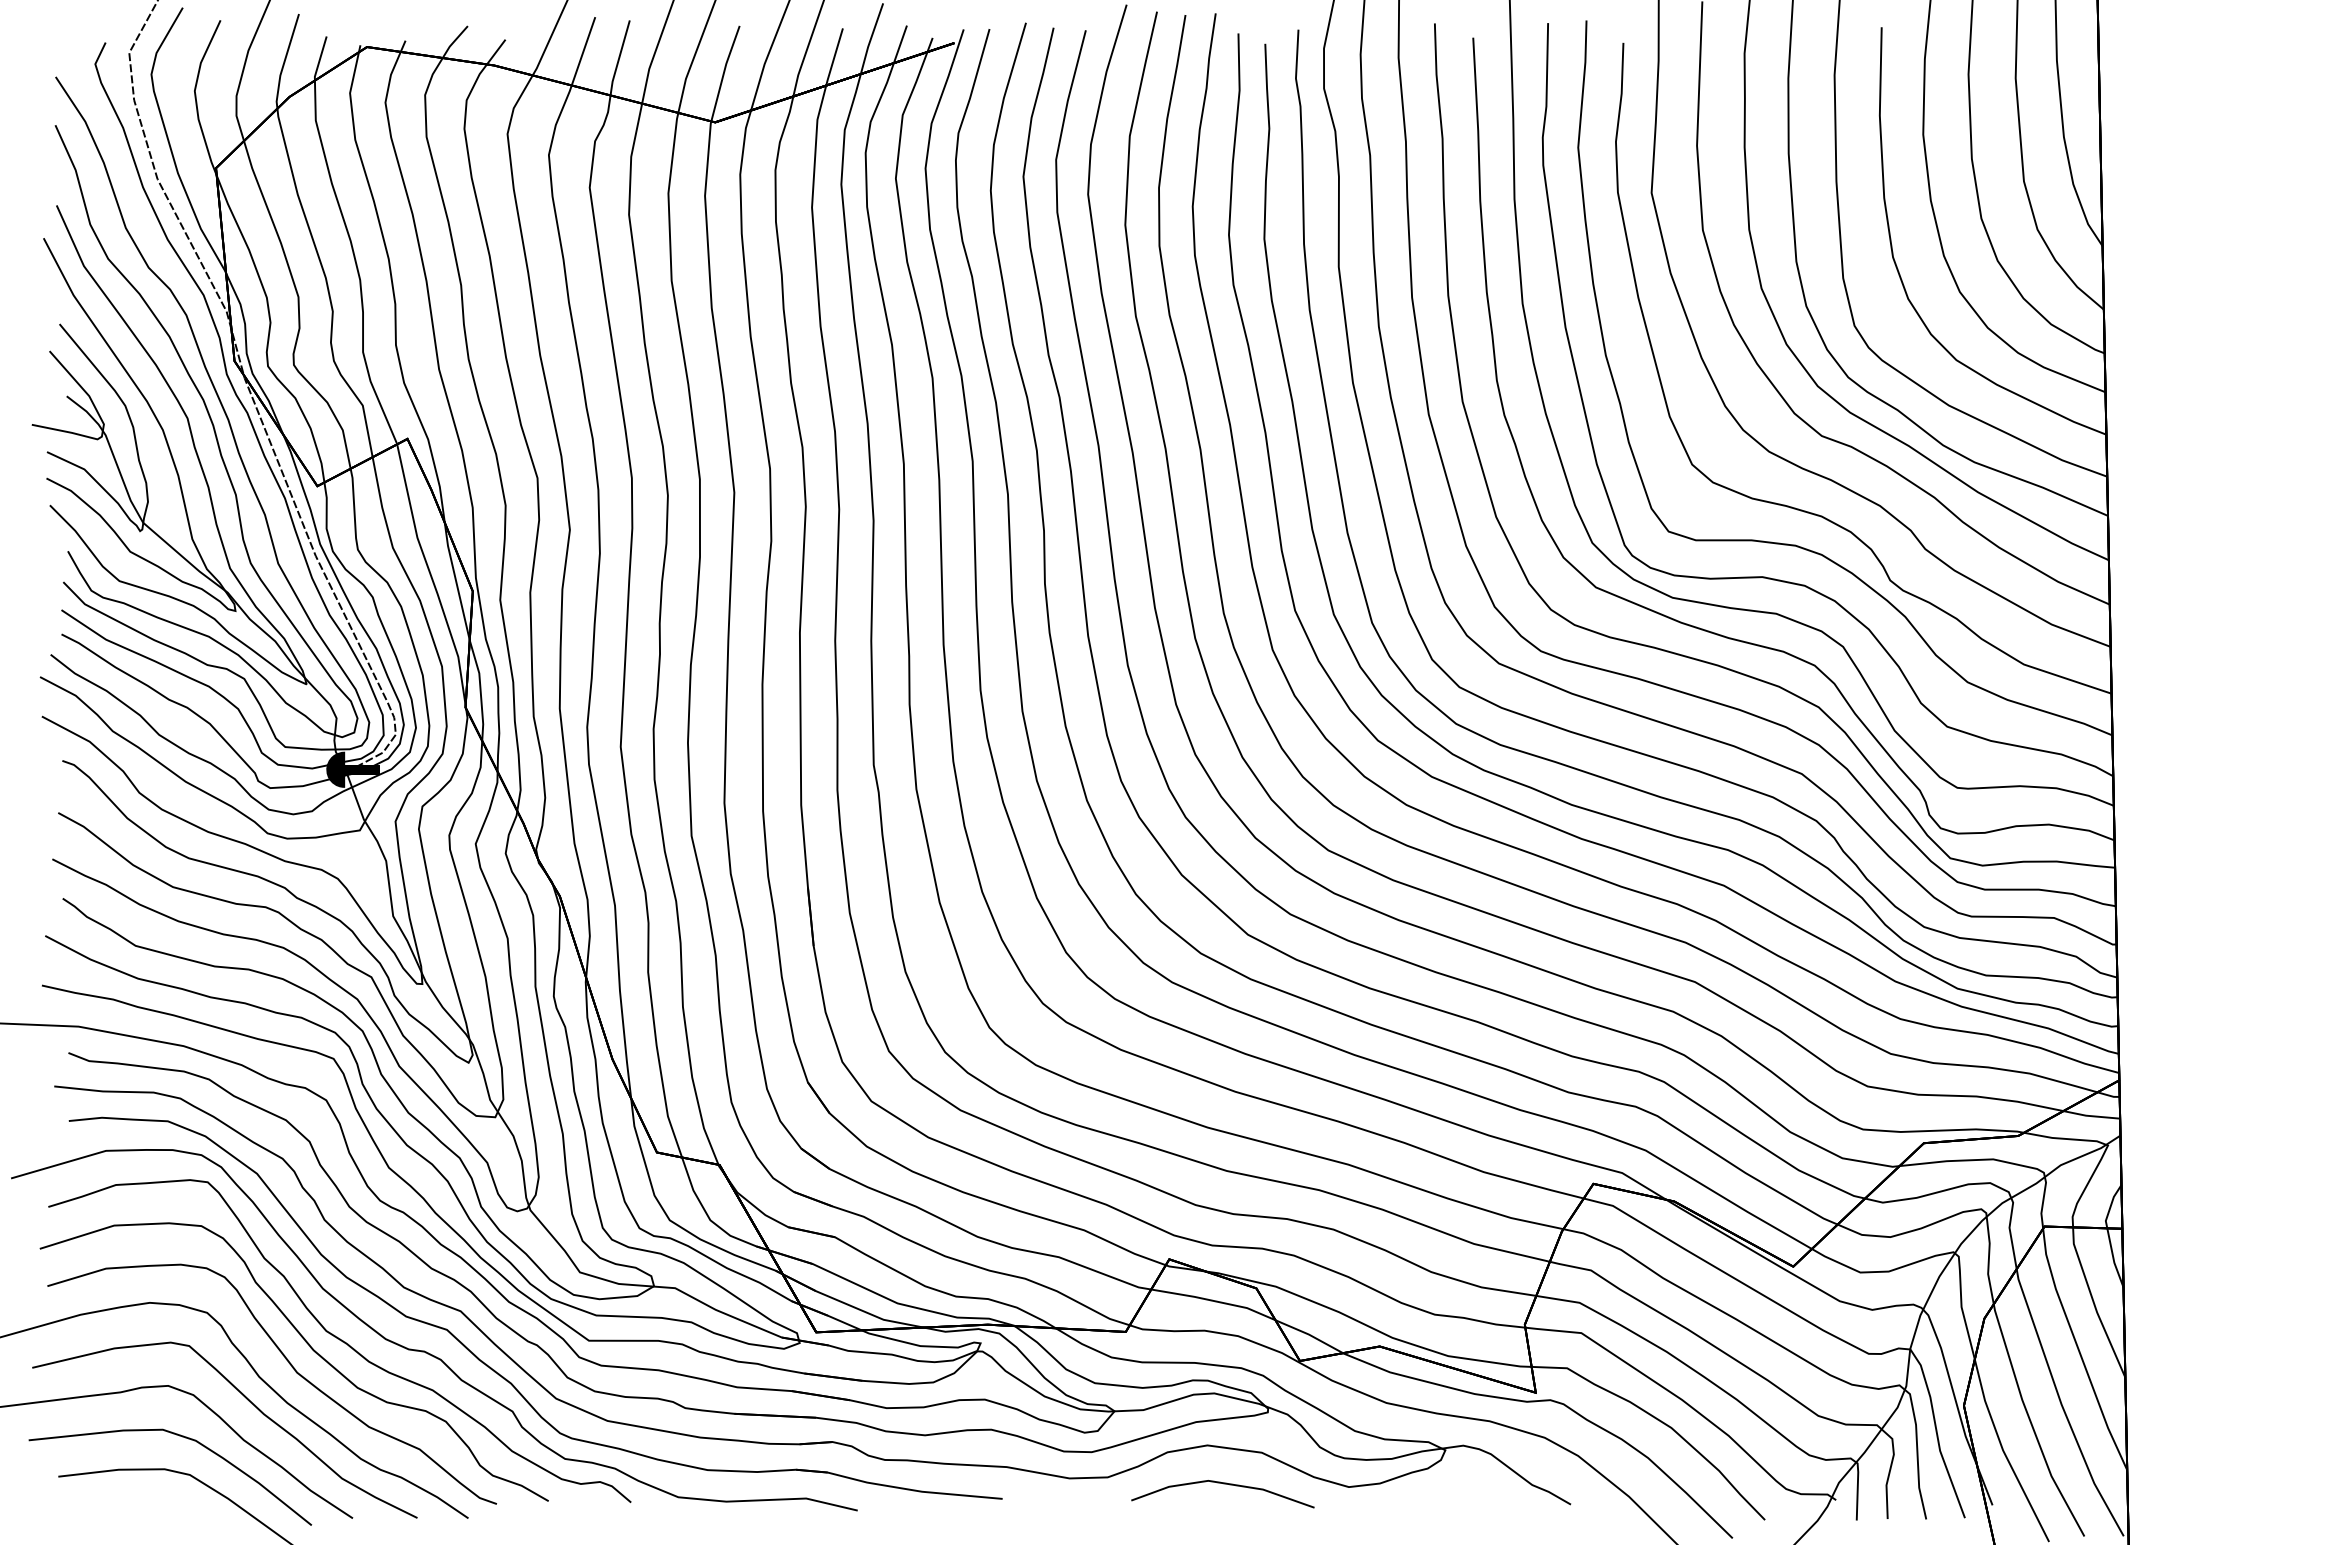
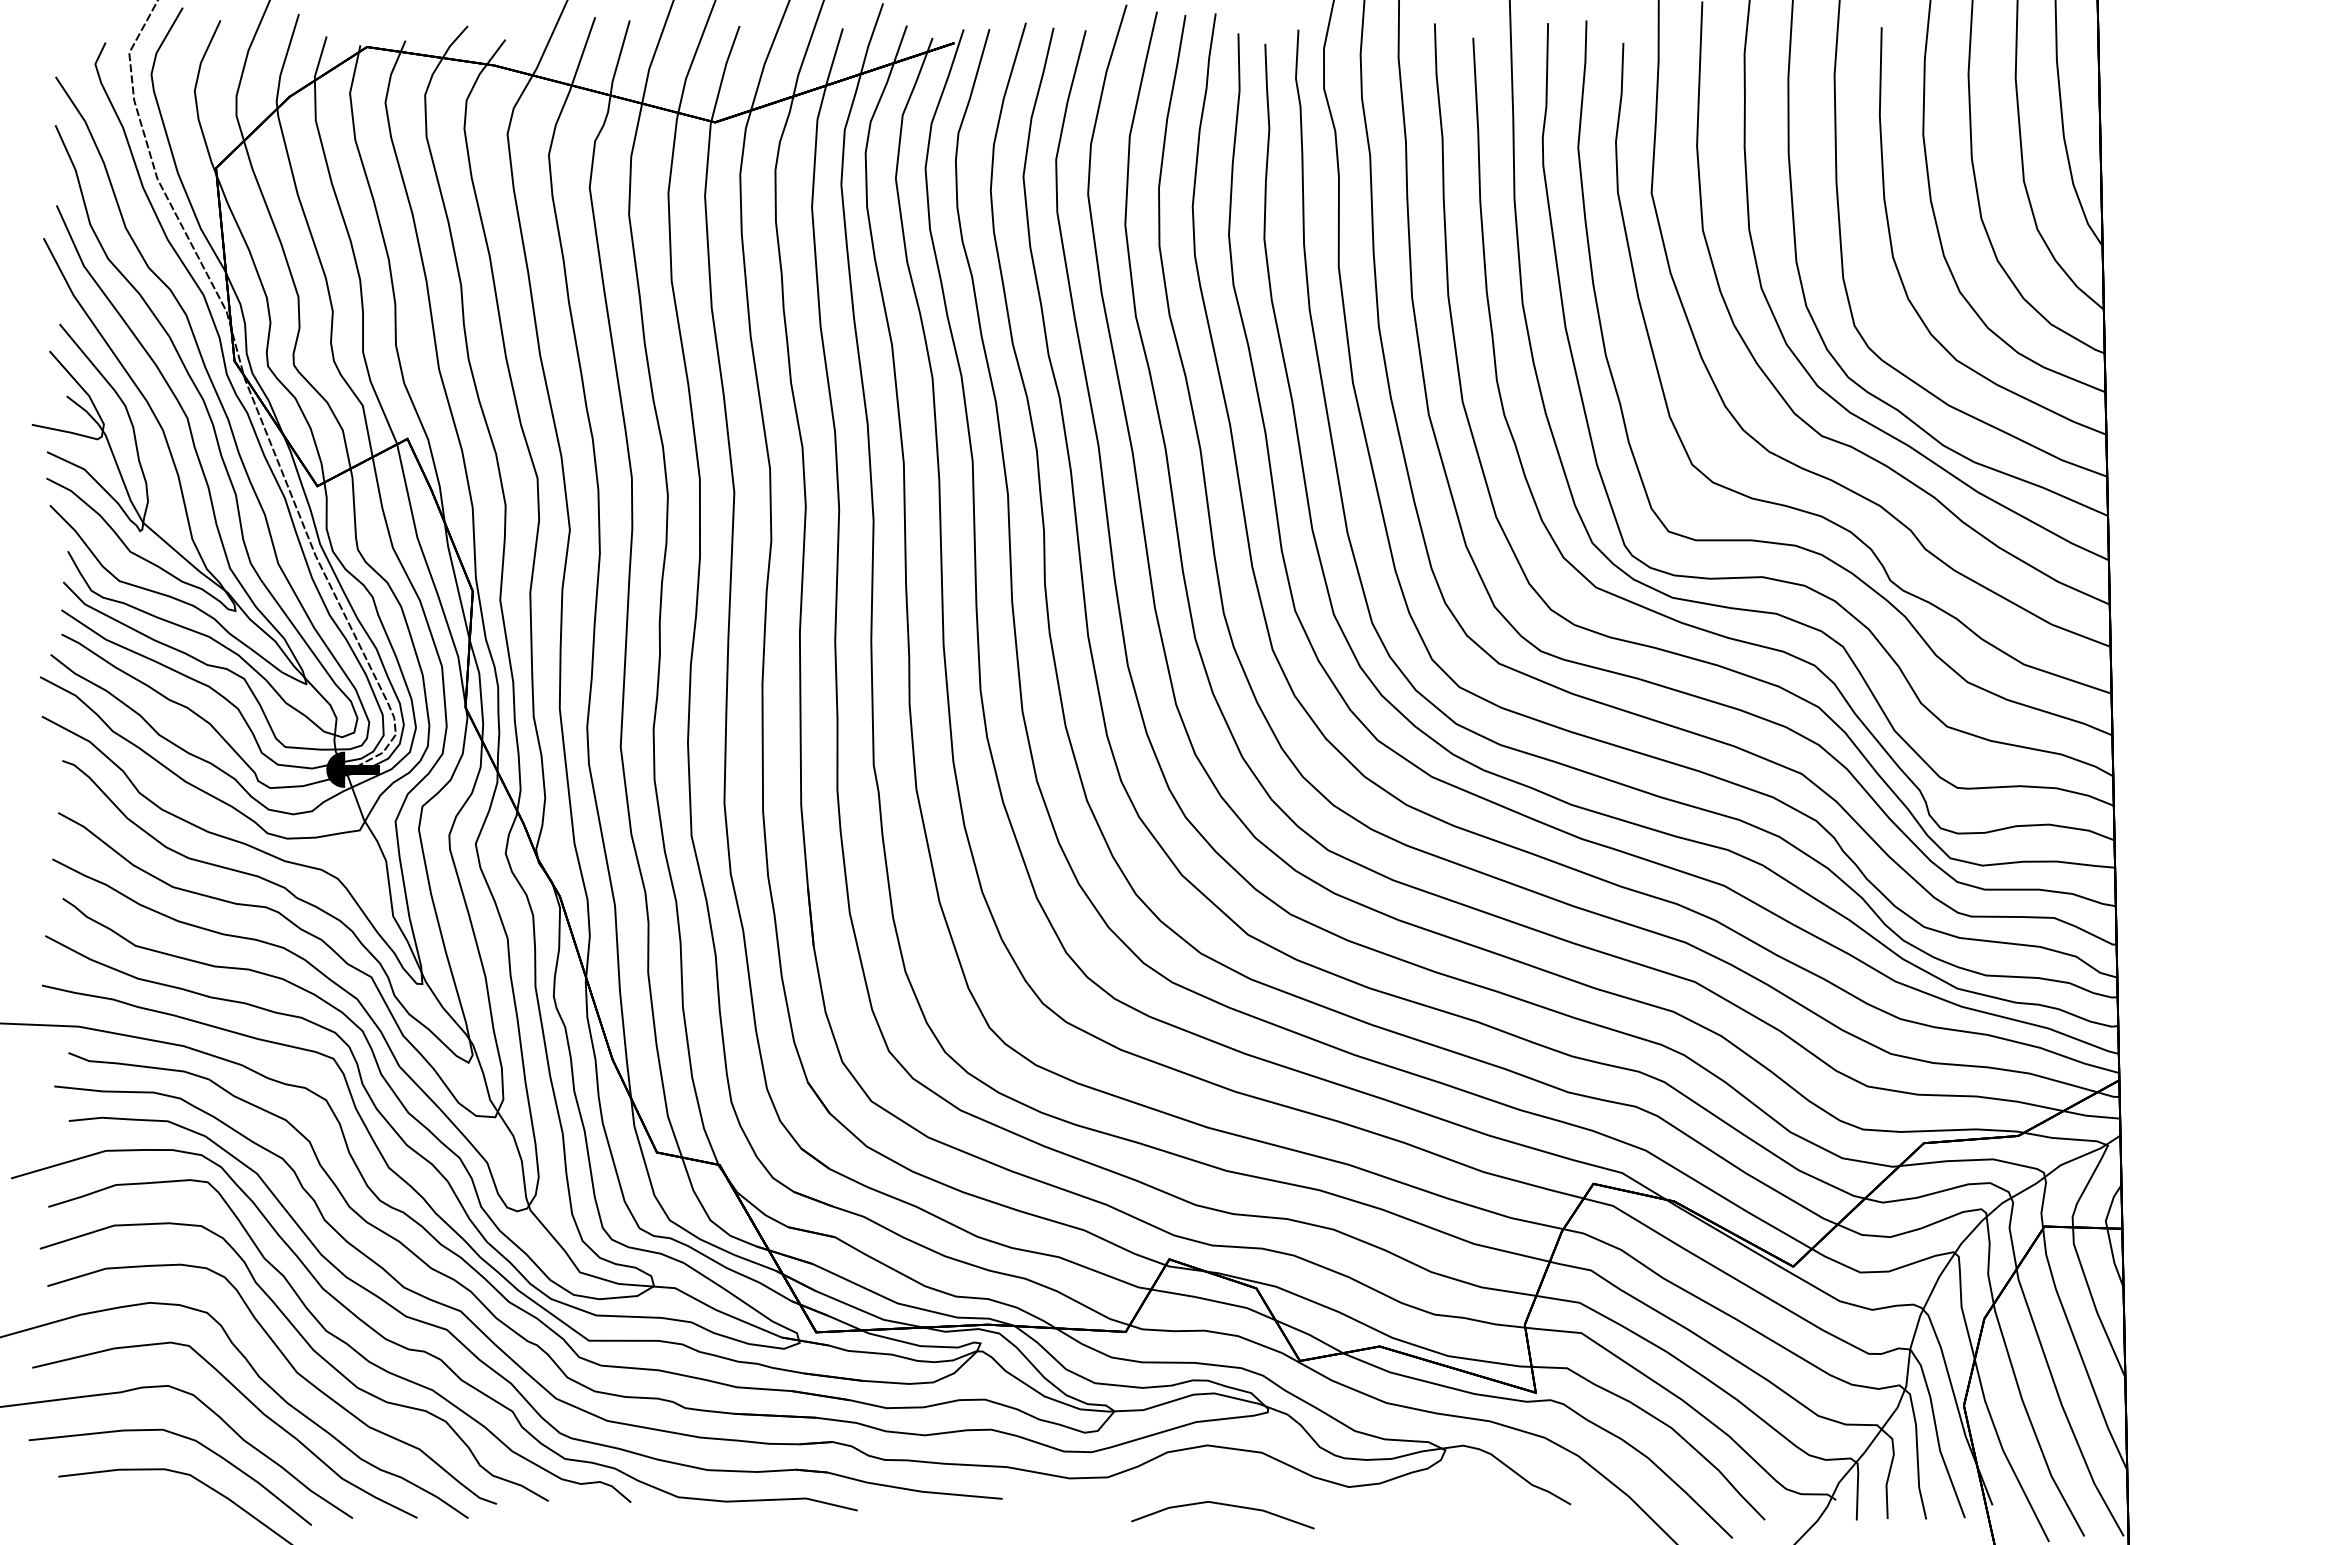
line position: (1223, 1484) -> (1223, 1505) (1223, 1505)
